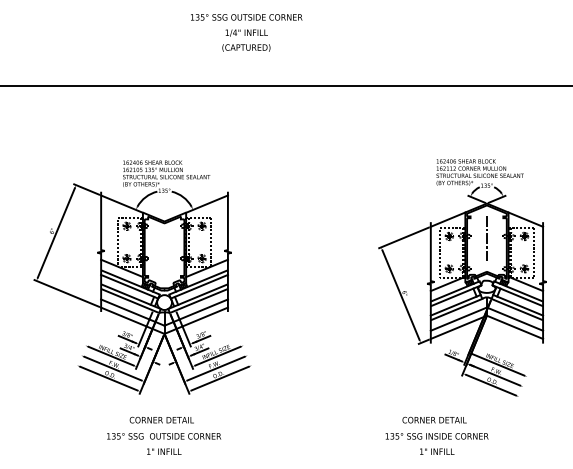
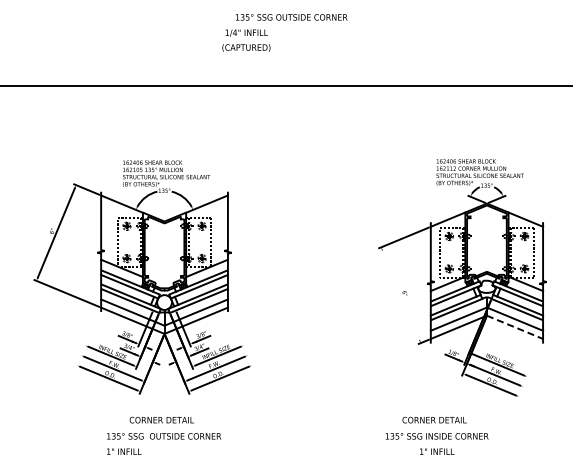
text position: (246, 17) -> (291, 17) (291, 17)
line: present -> none (486, 239)
line: present -> none (400, 294)
line: solid -> dashed (515, 327)
text position: (164, 451) -> (124, 451) (124, 451)
